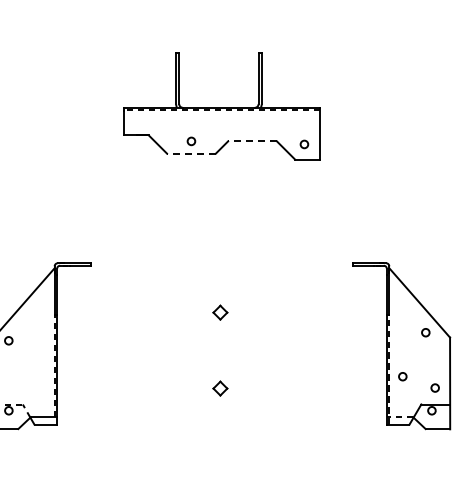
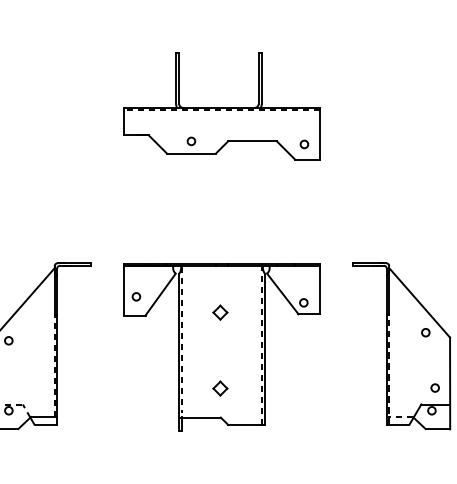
line: dashed -> solid (252, 141)
line: dashed -> solid (190, 153)
part: none -> present (221, 347)
circle: present -> none (402, 376)
